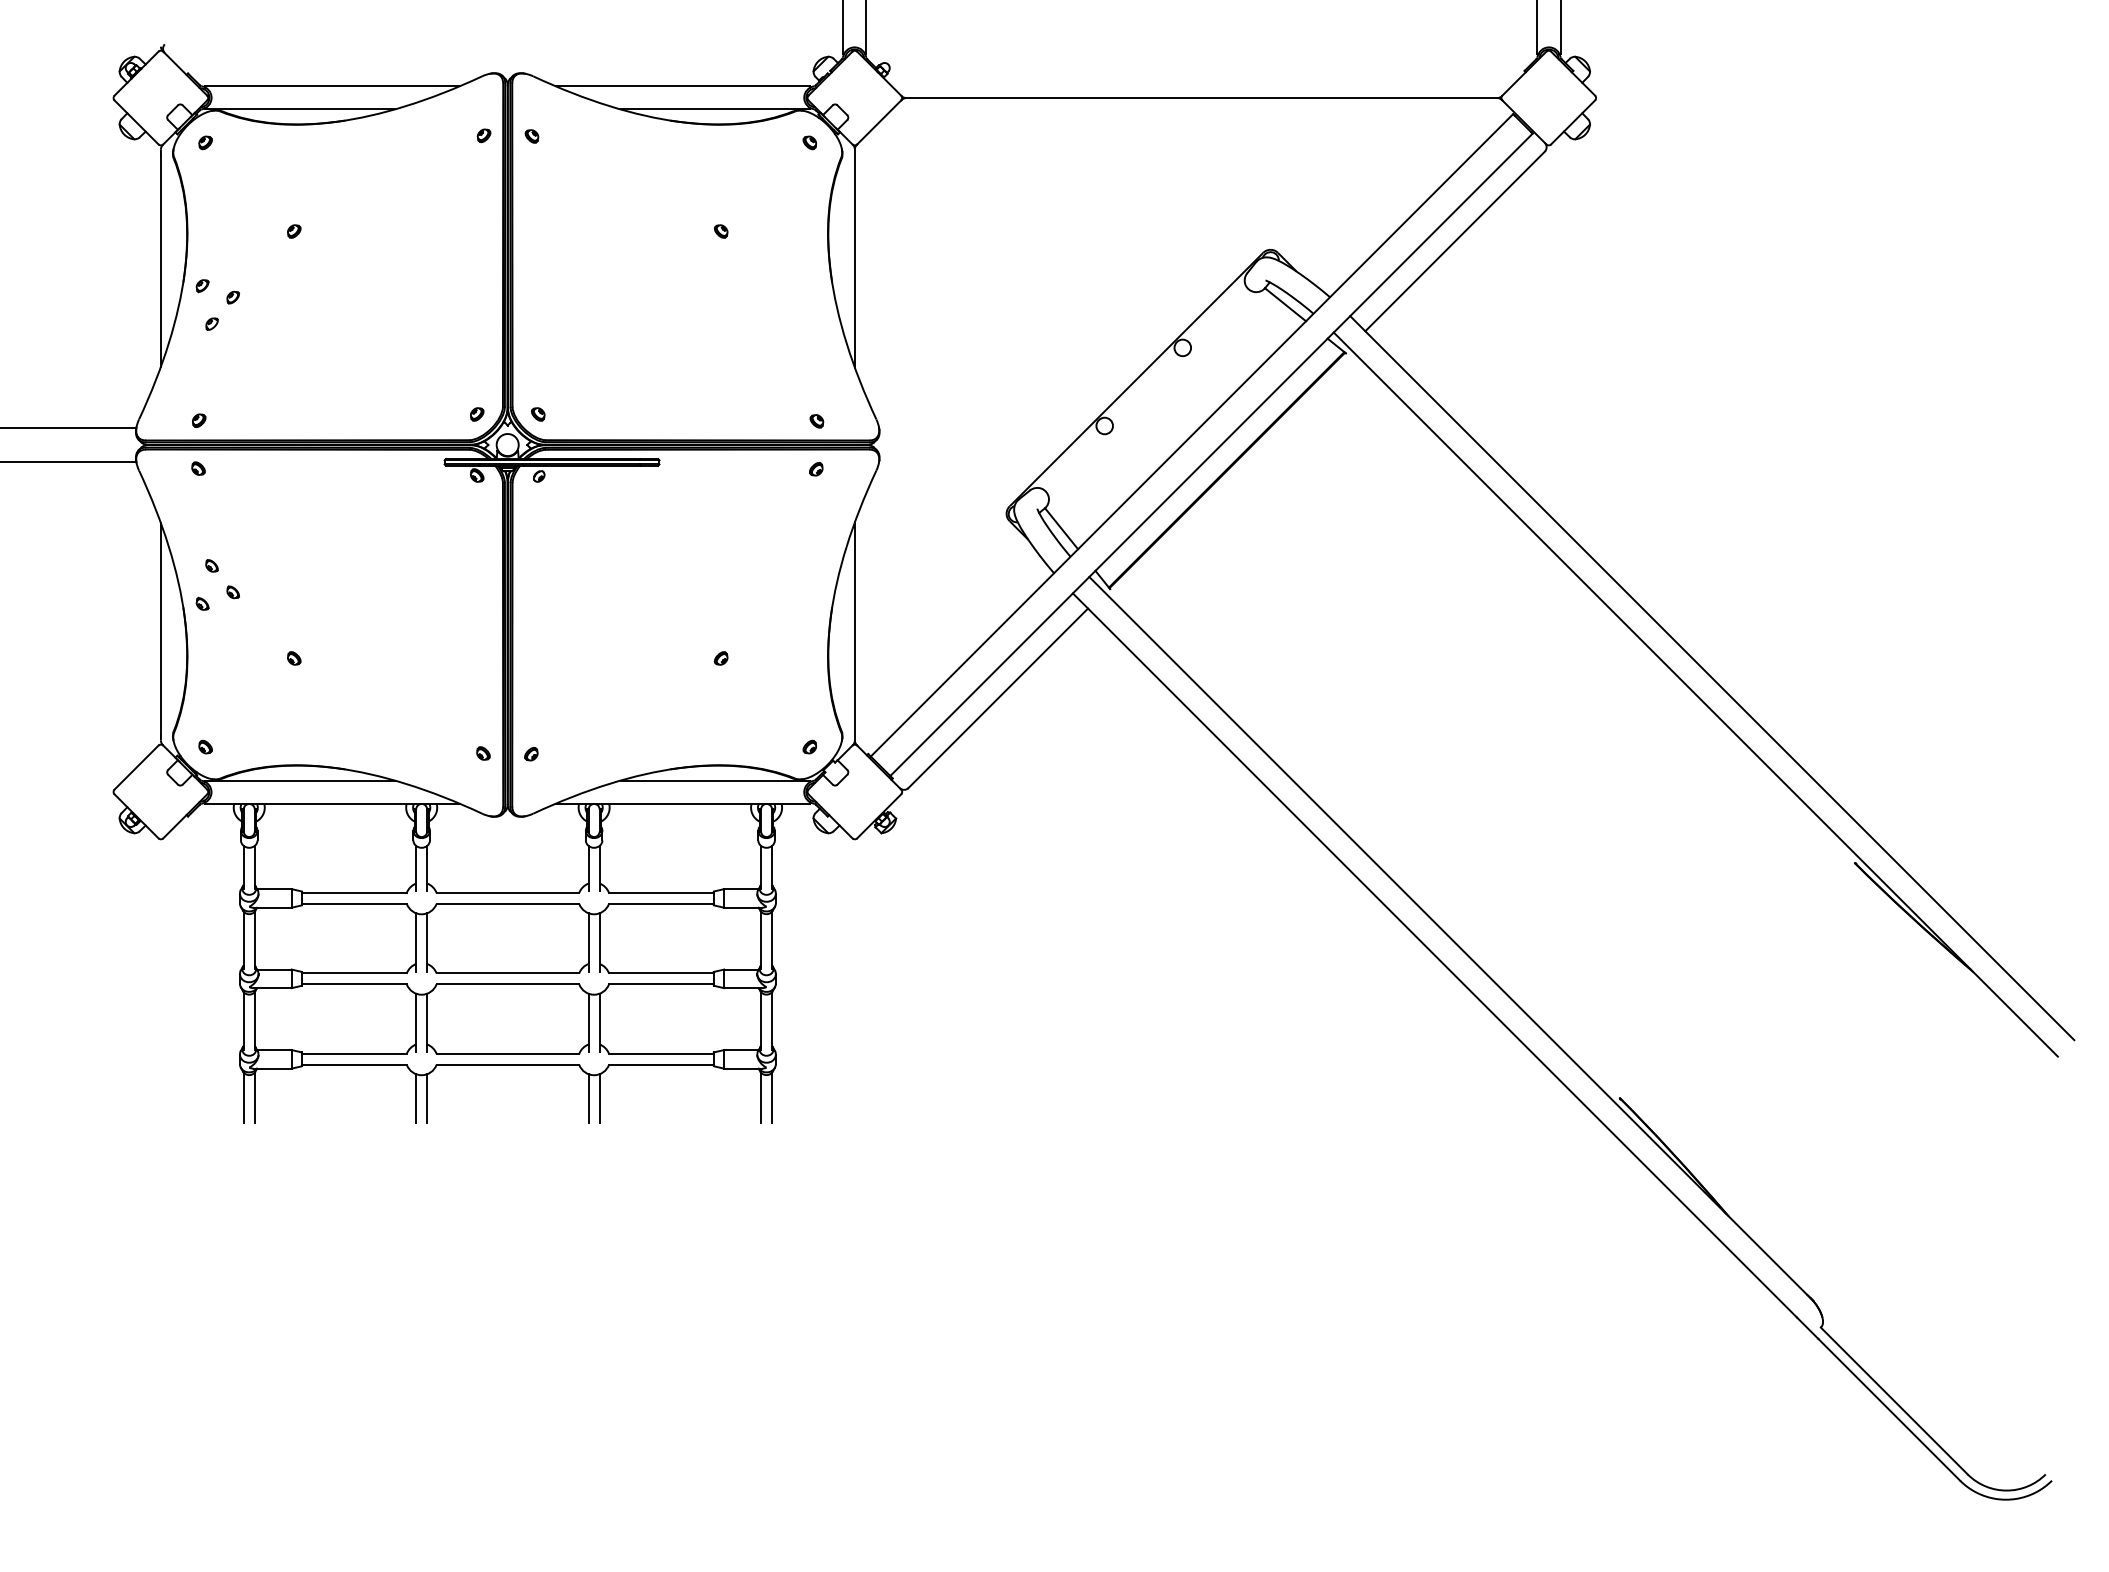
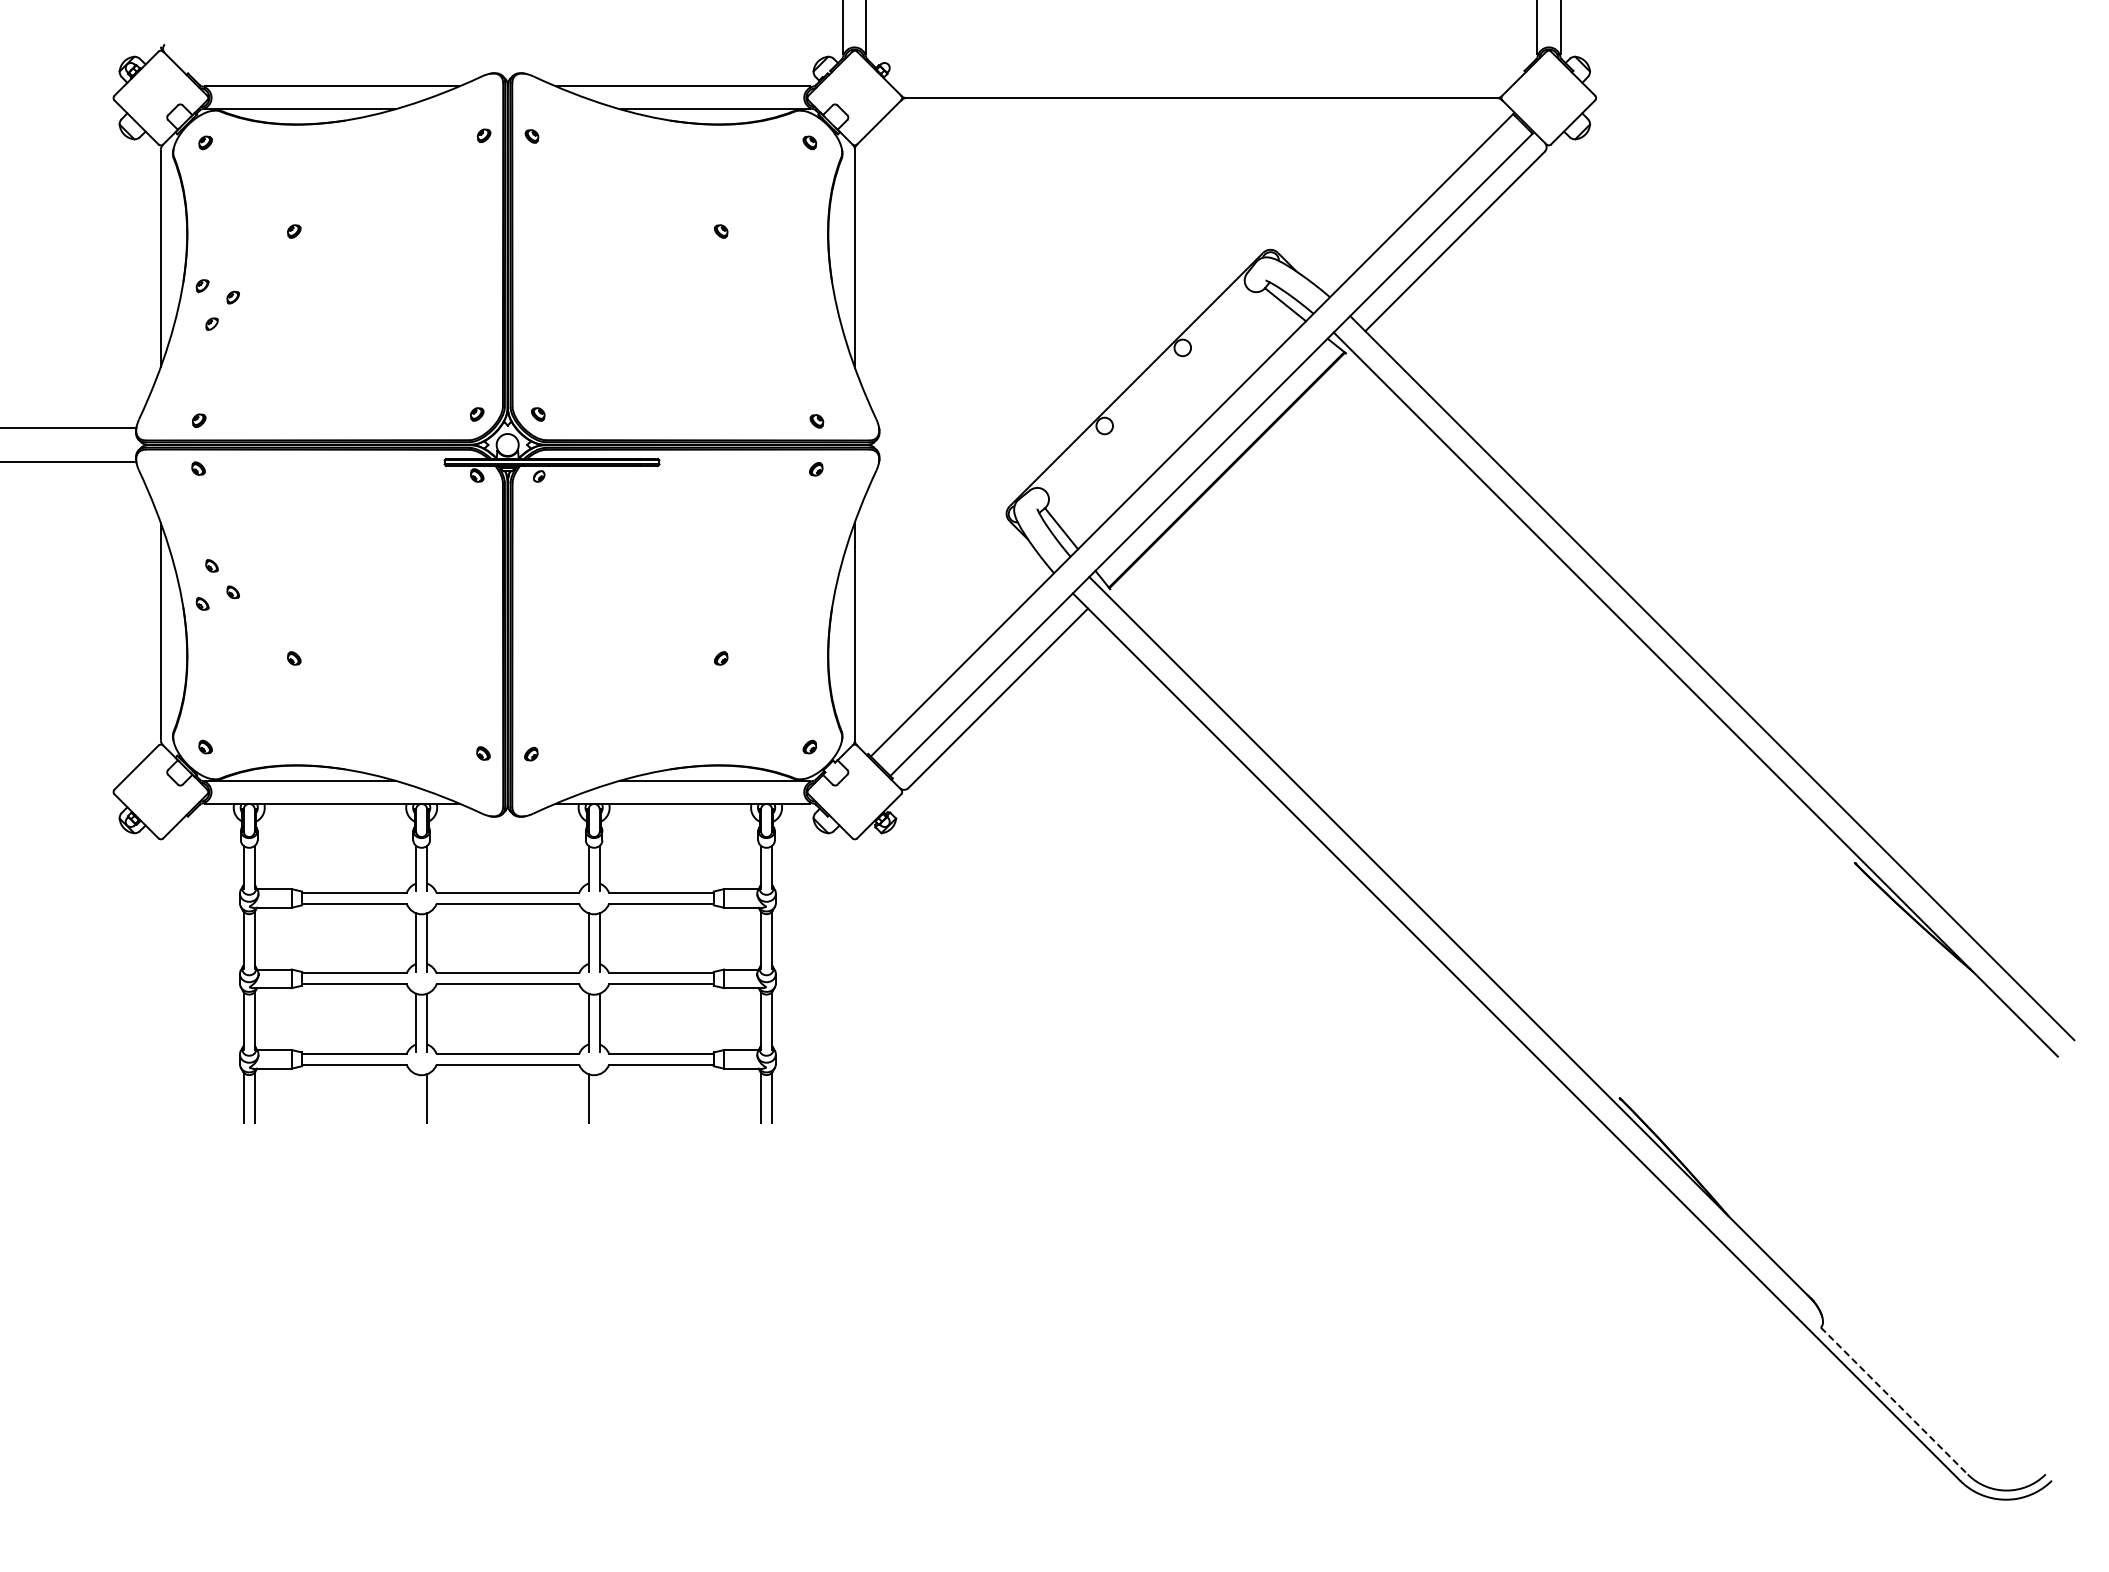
line: present -> none (416, 1098)
line: present -> none (599, 1098)
line: solid -> dashed (1894, 1401)
